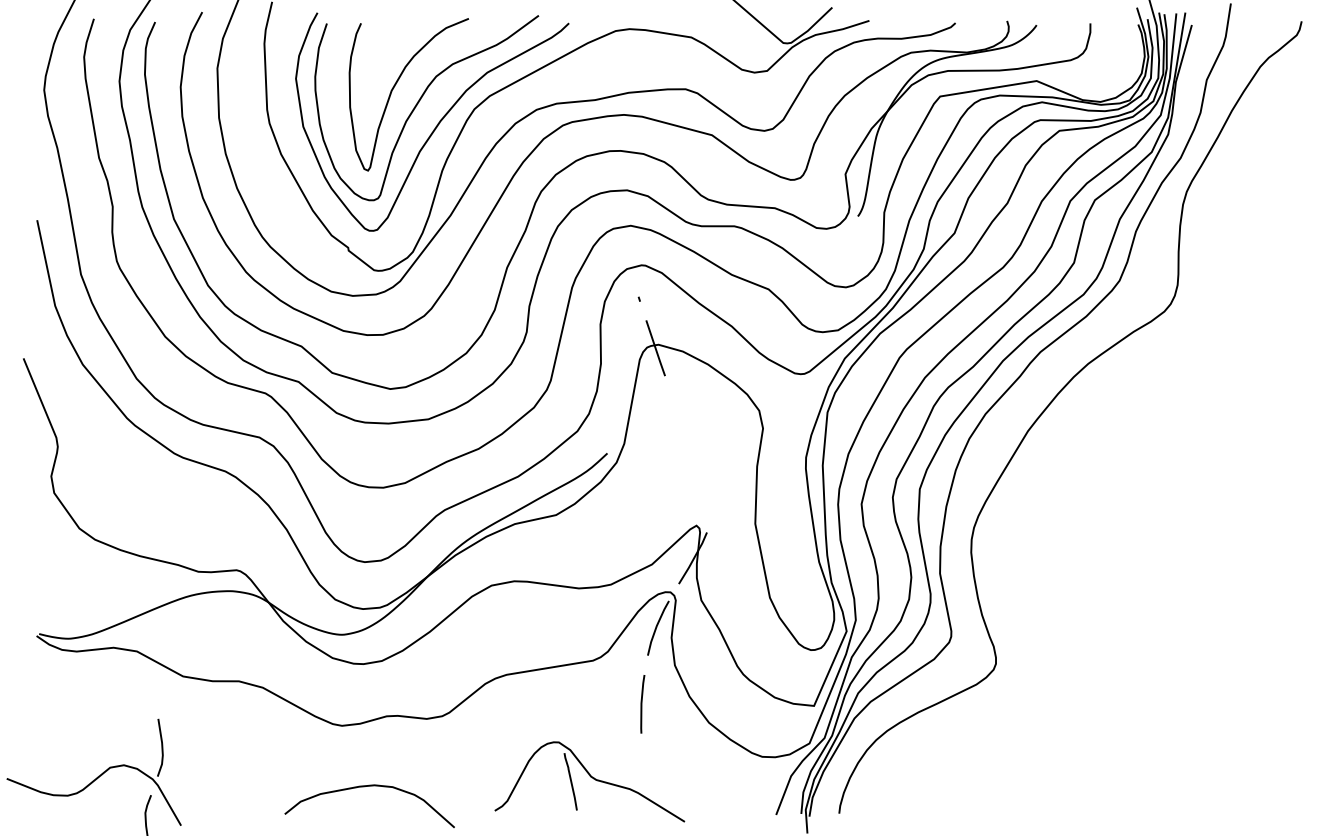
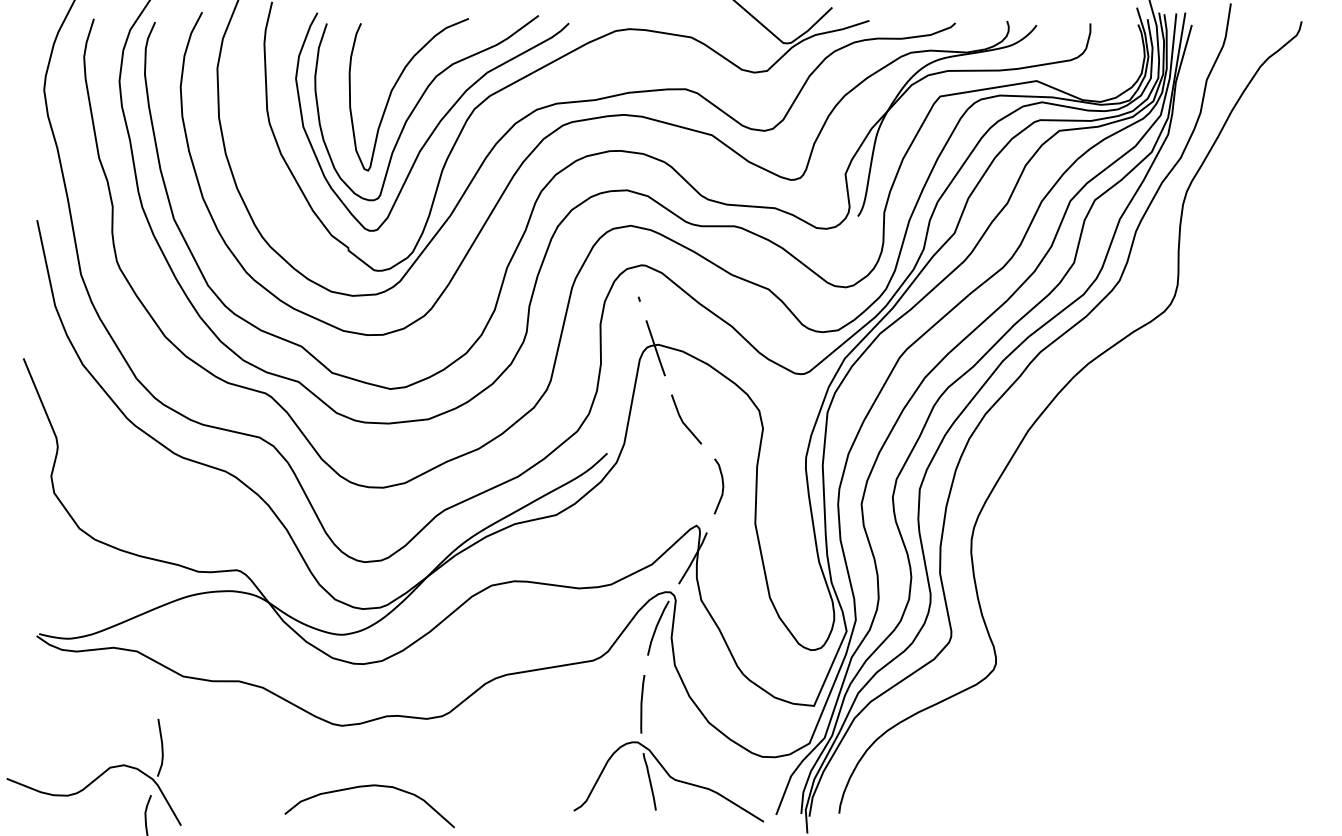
line: none -> present (683, 421)
curve: none -> present (722, 486)
part position: (589, 781) -> (668, 781) (668, 781)
